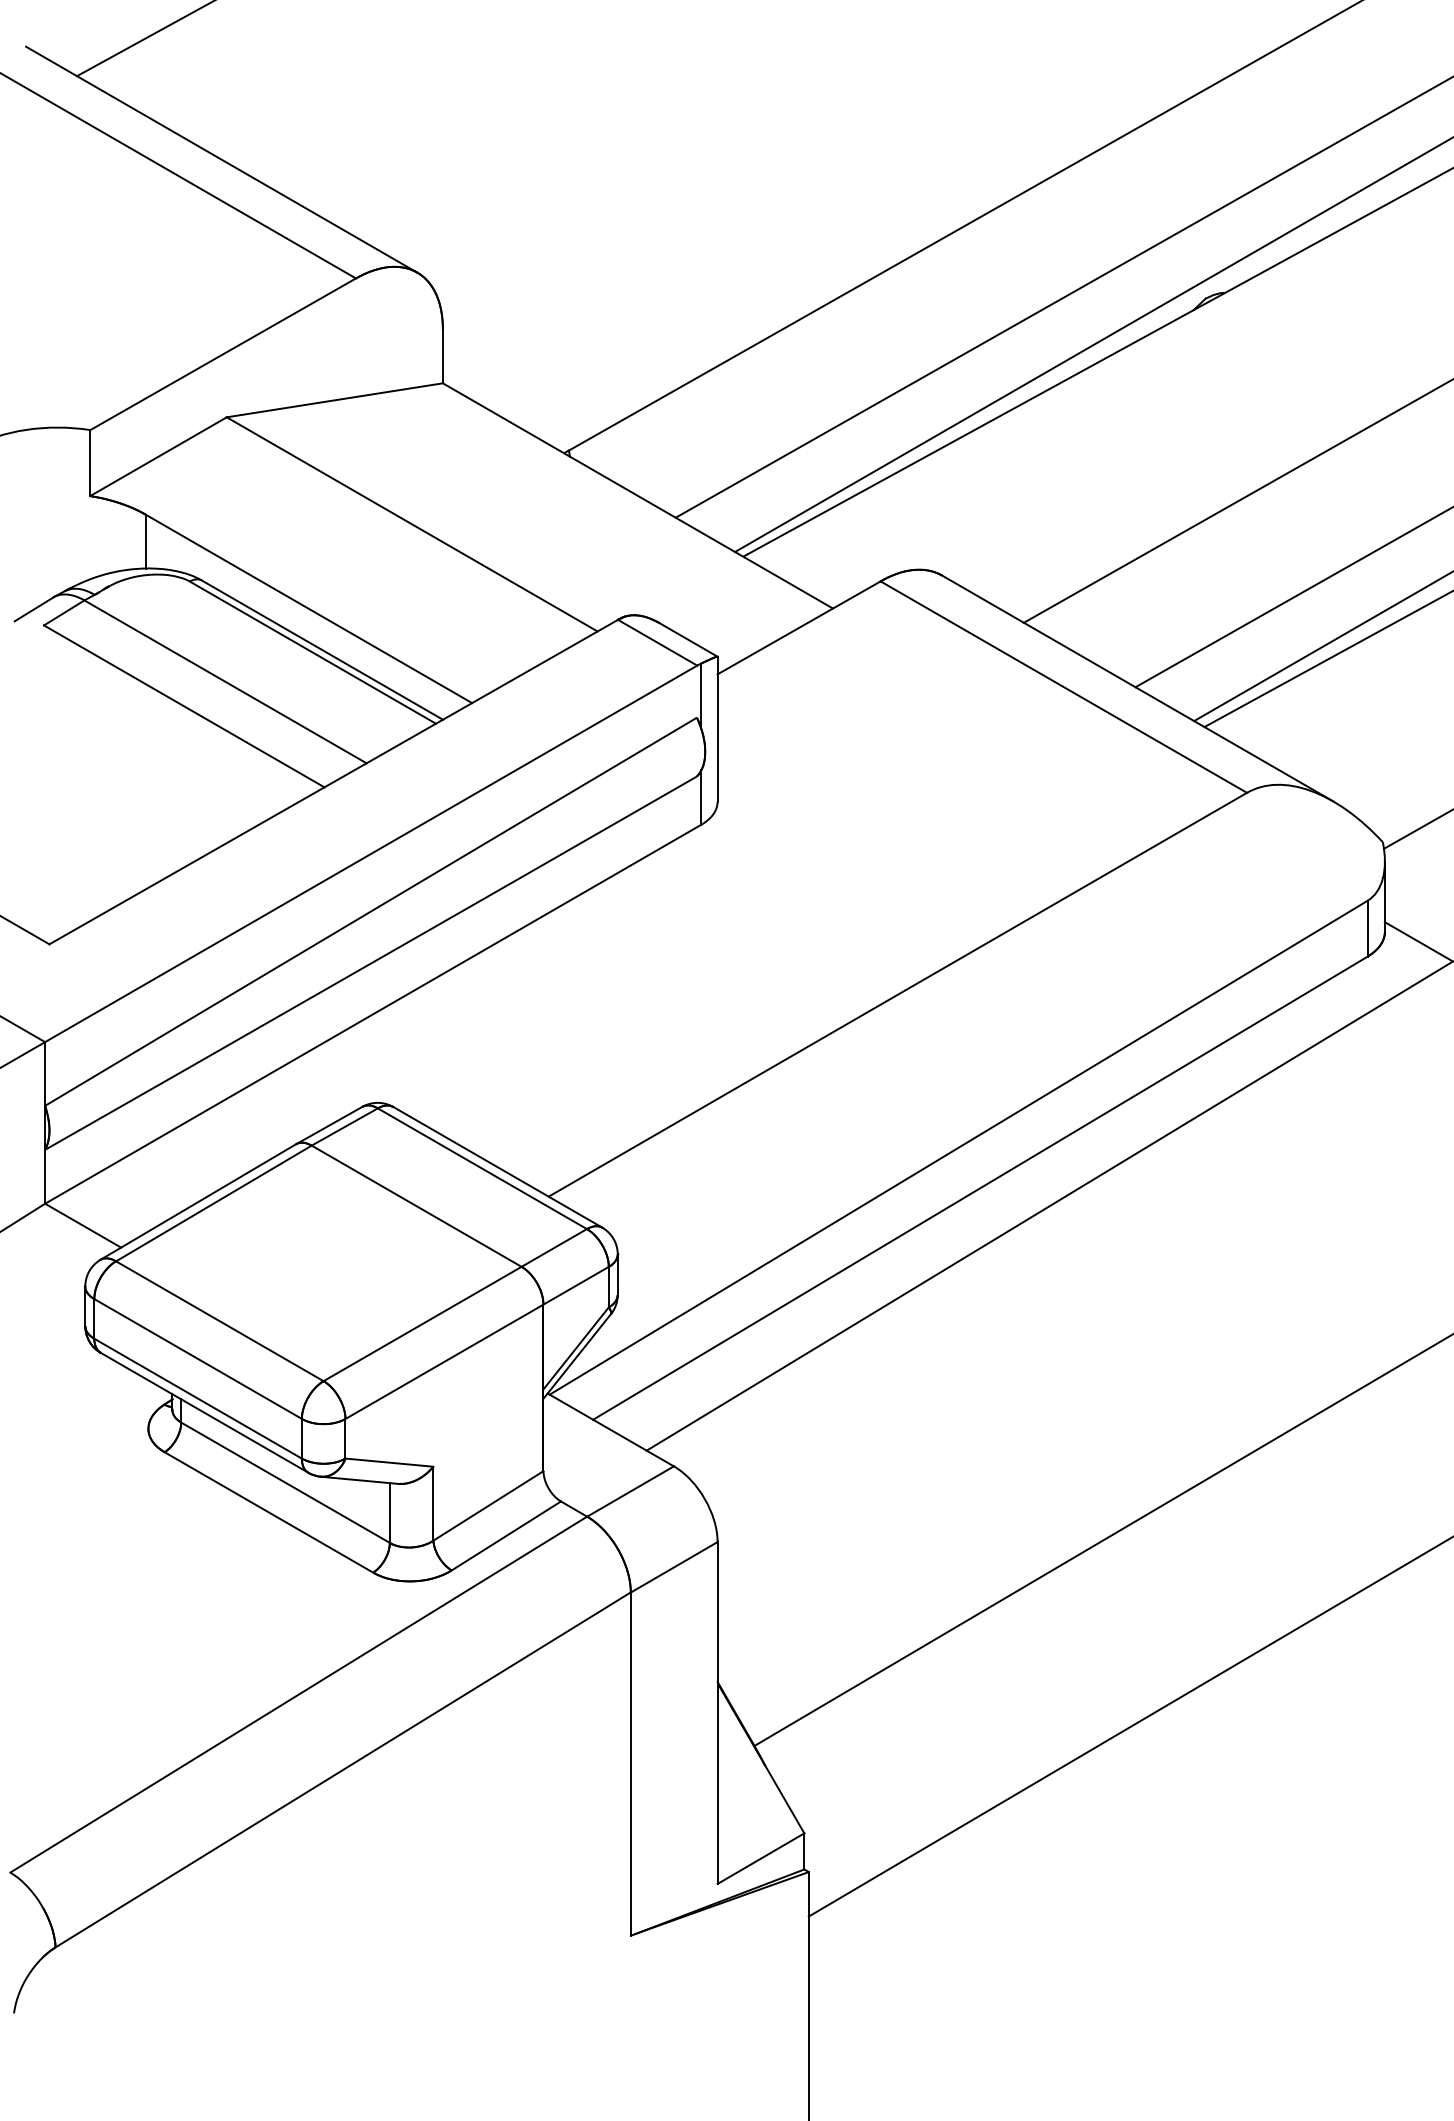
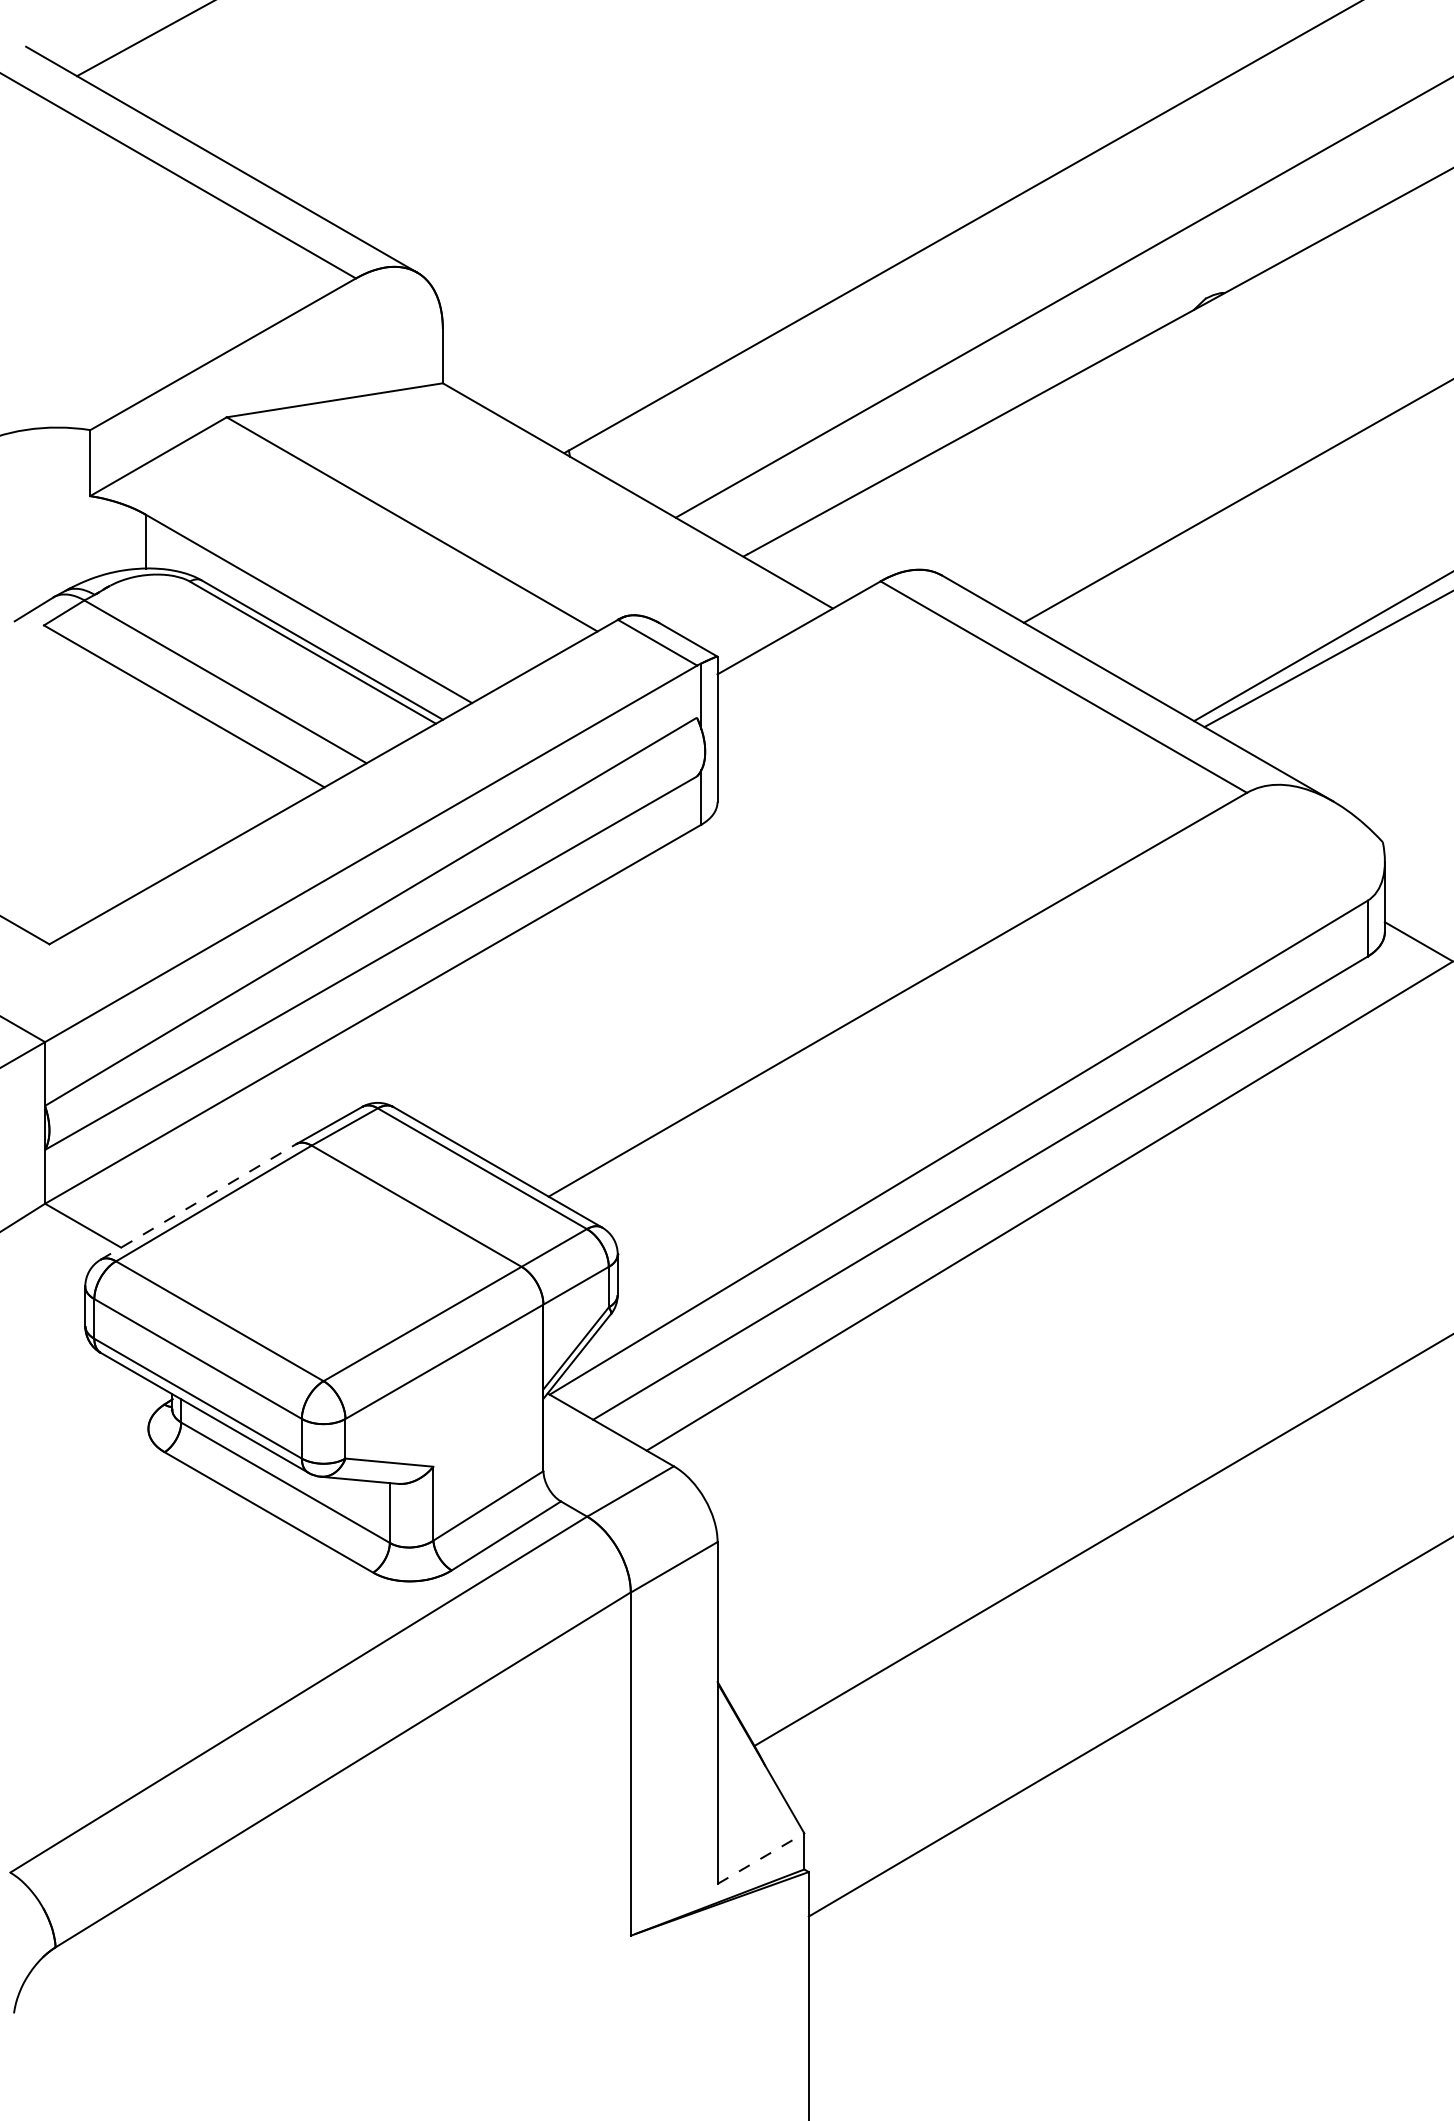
line: present -> none (1092, 344)
line: present -> none (1292, 597)
line: present -> none (1416, 829)
line: solid -> dashed (198, 1202)
line: solid -> dashed (761, 1858)
